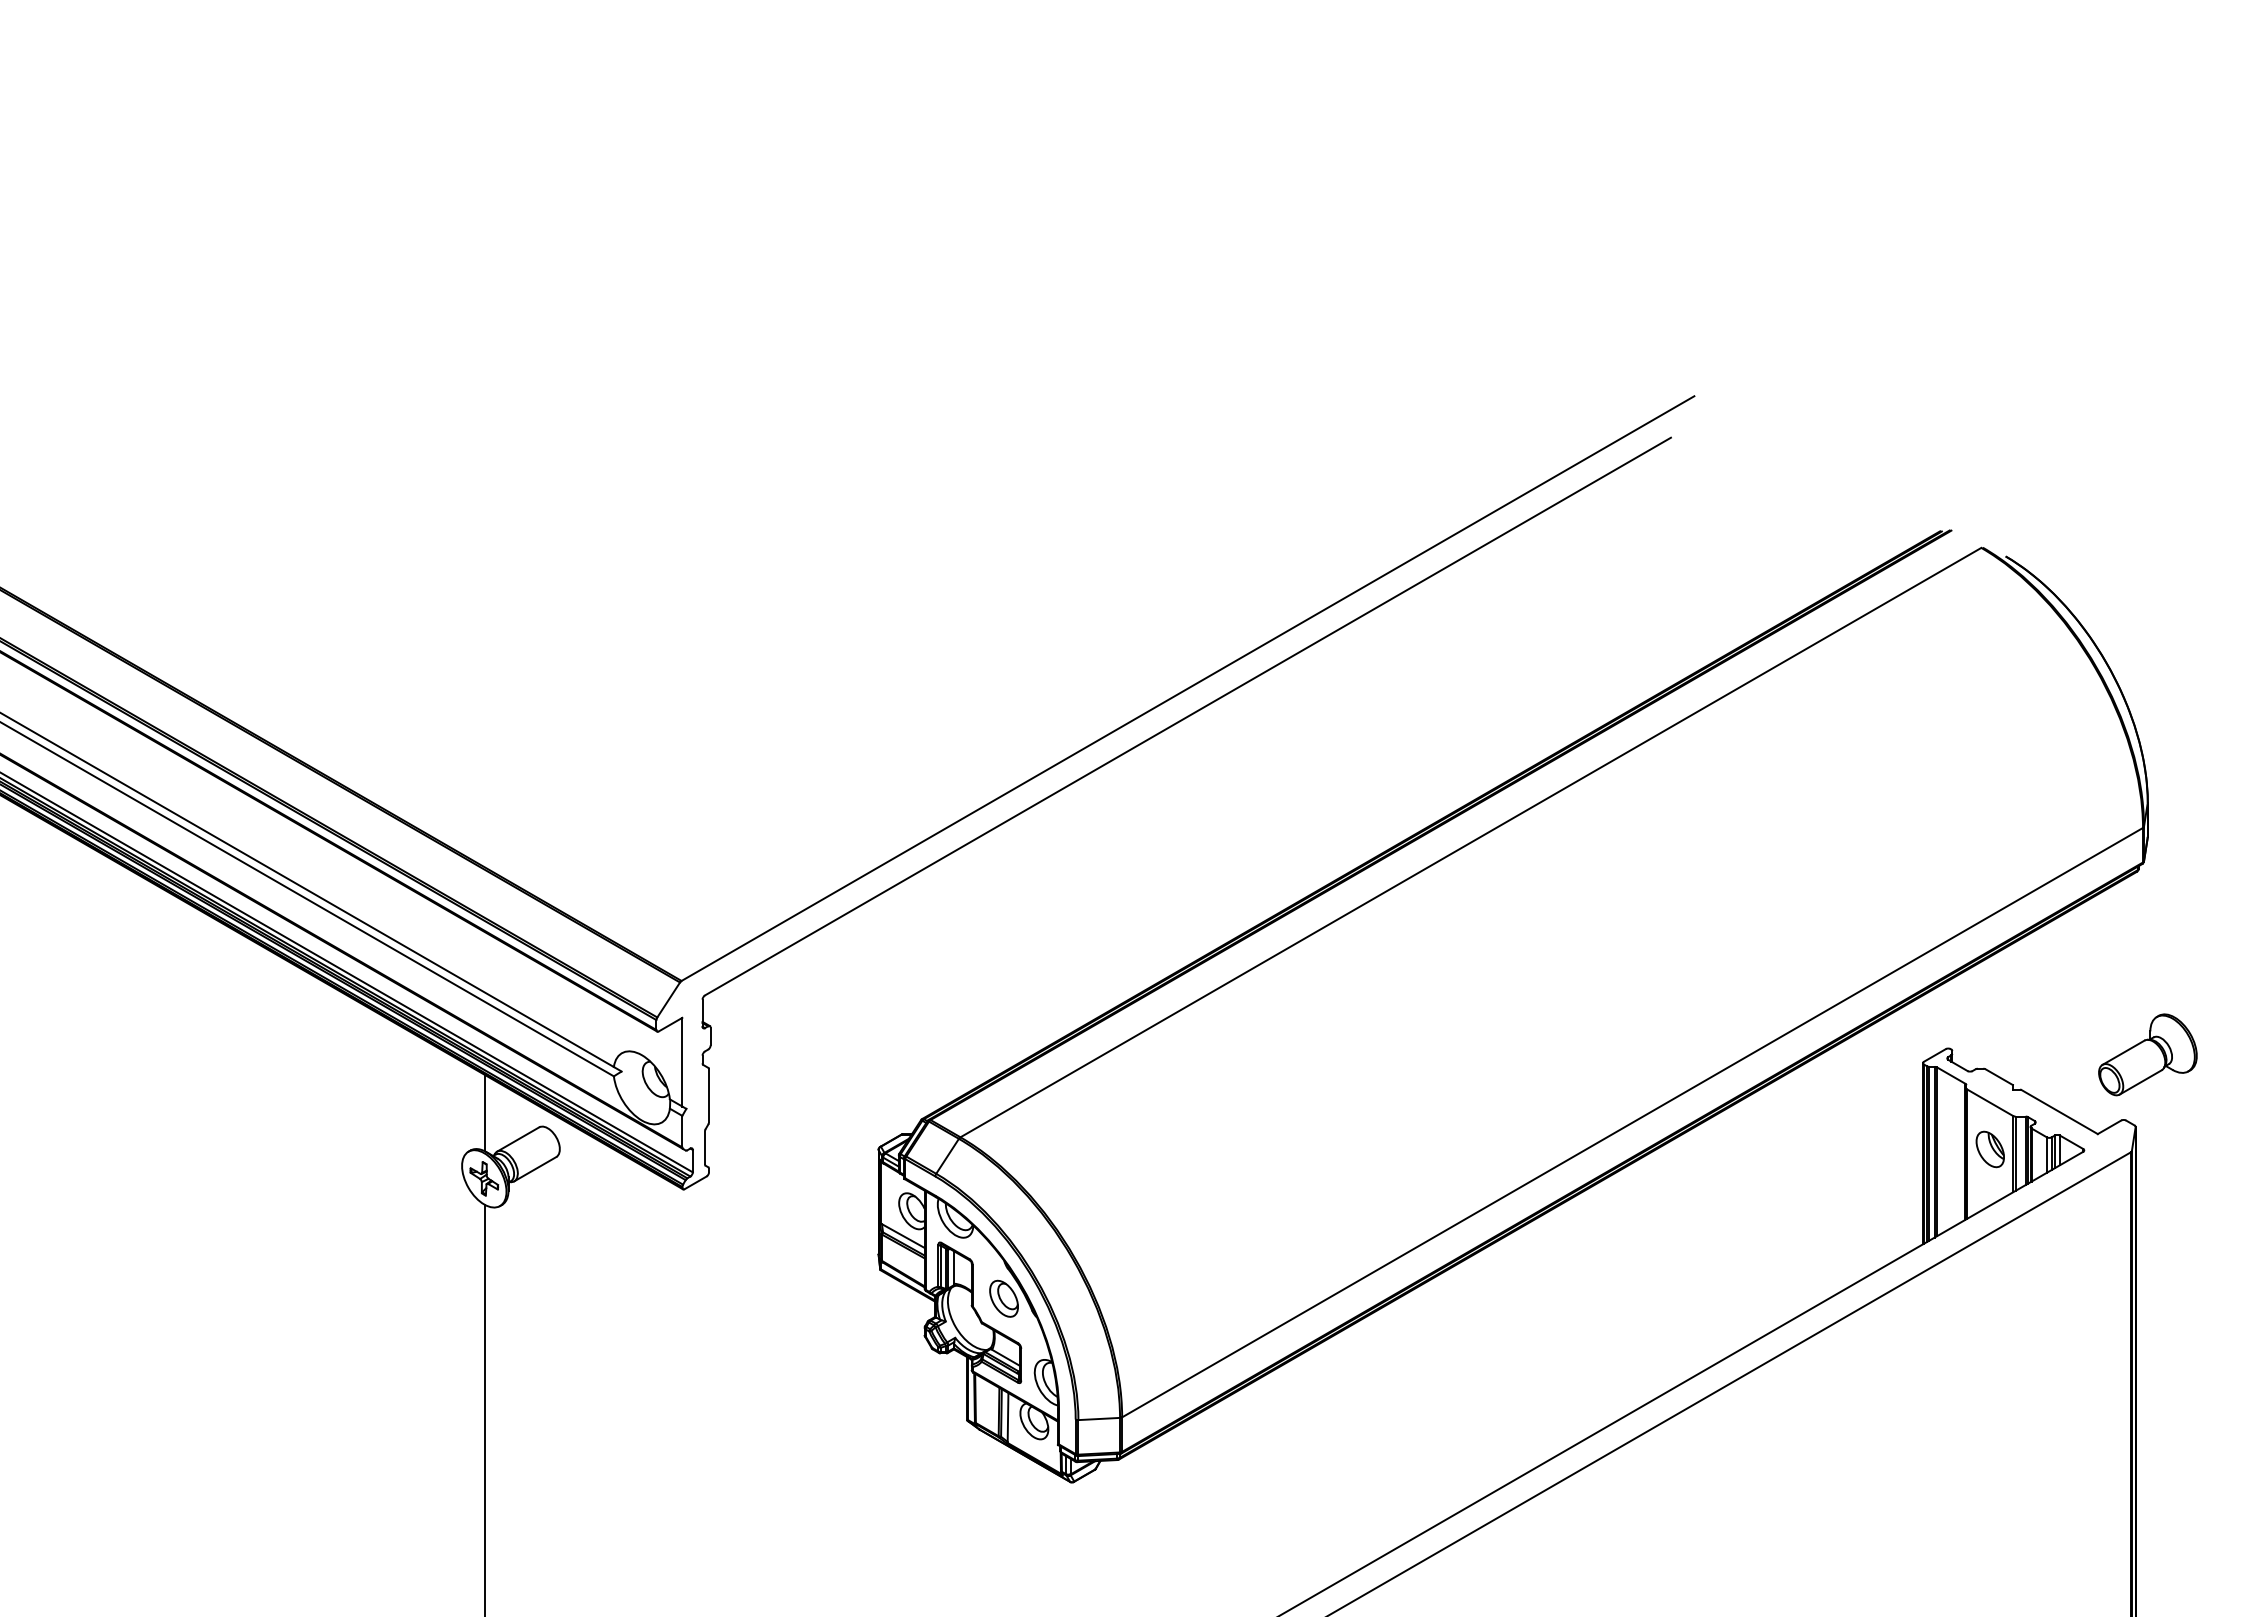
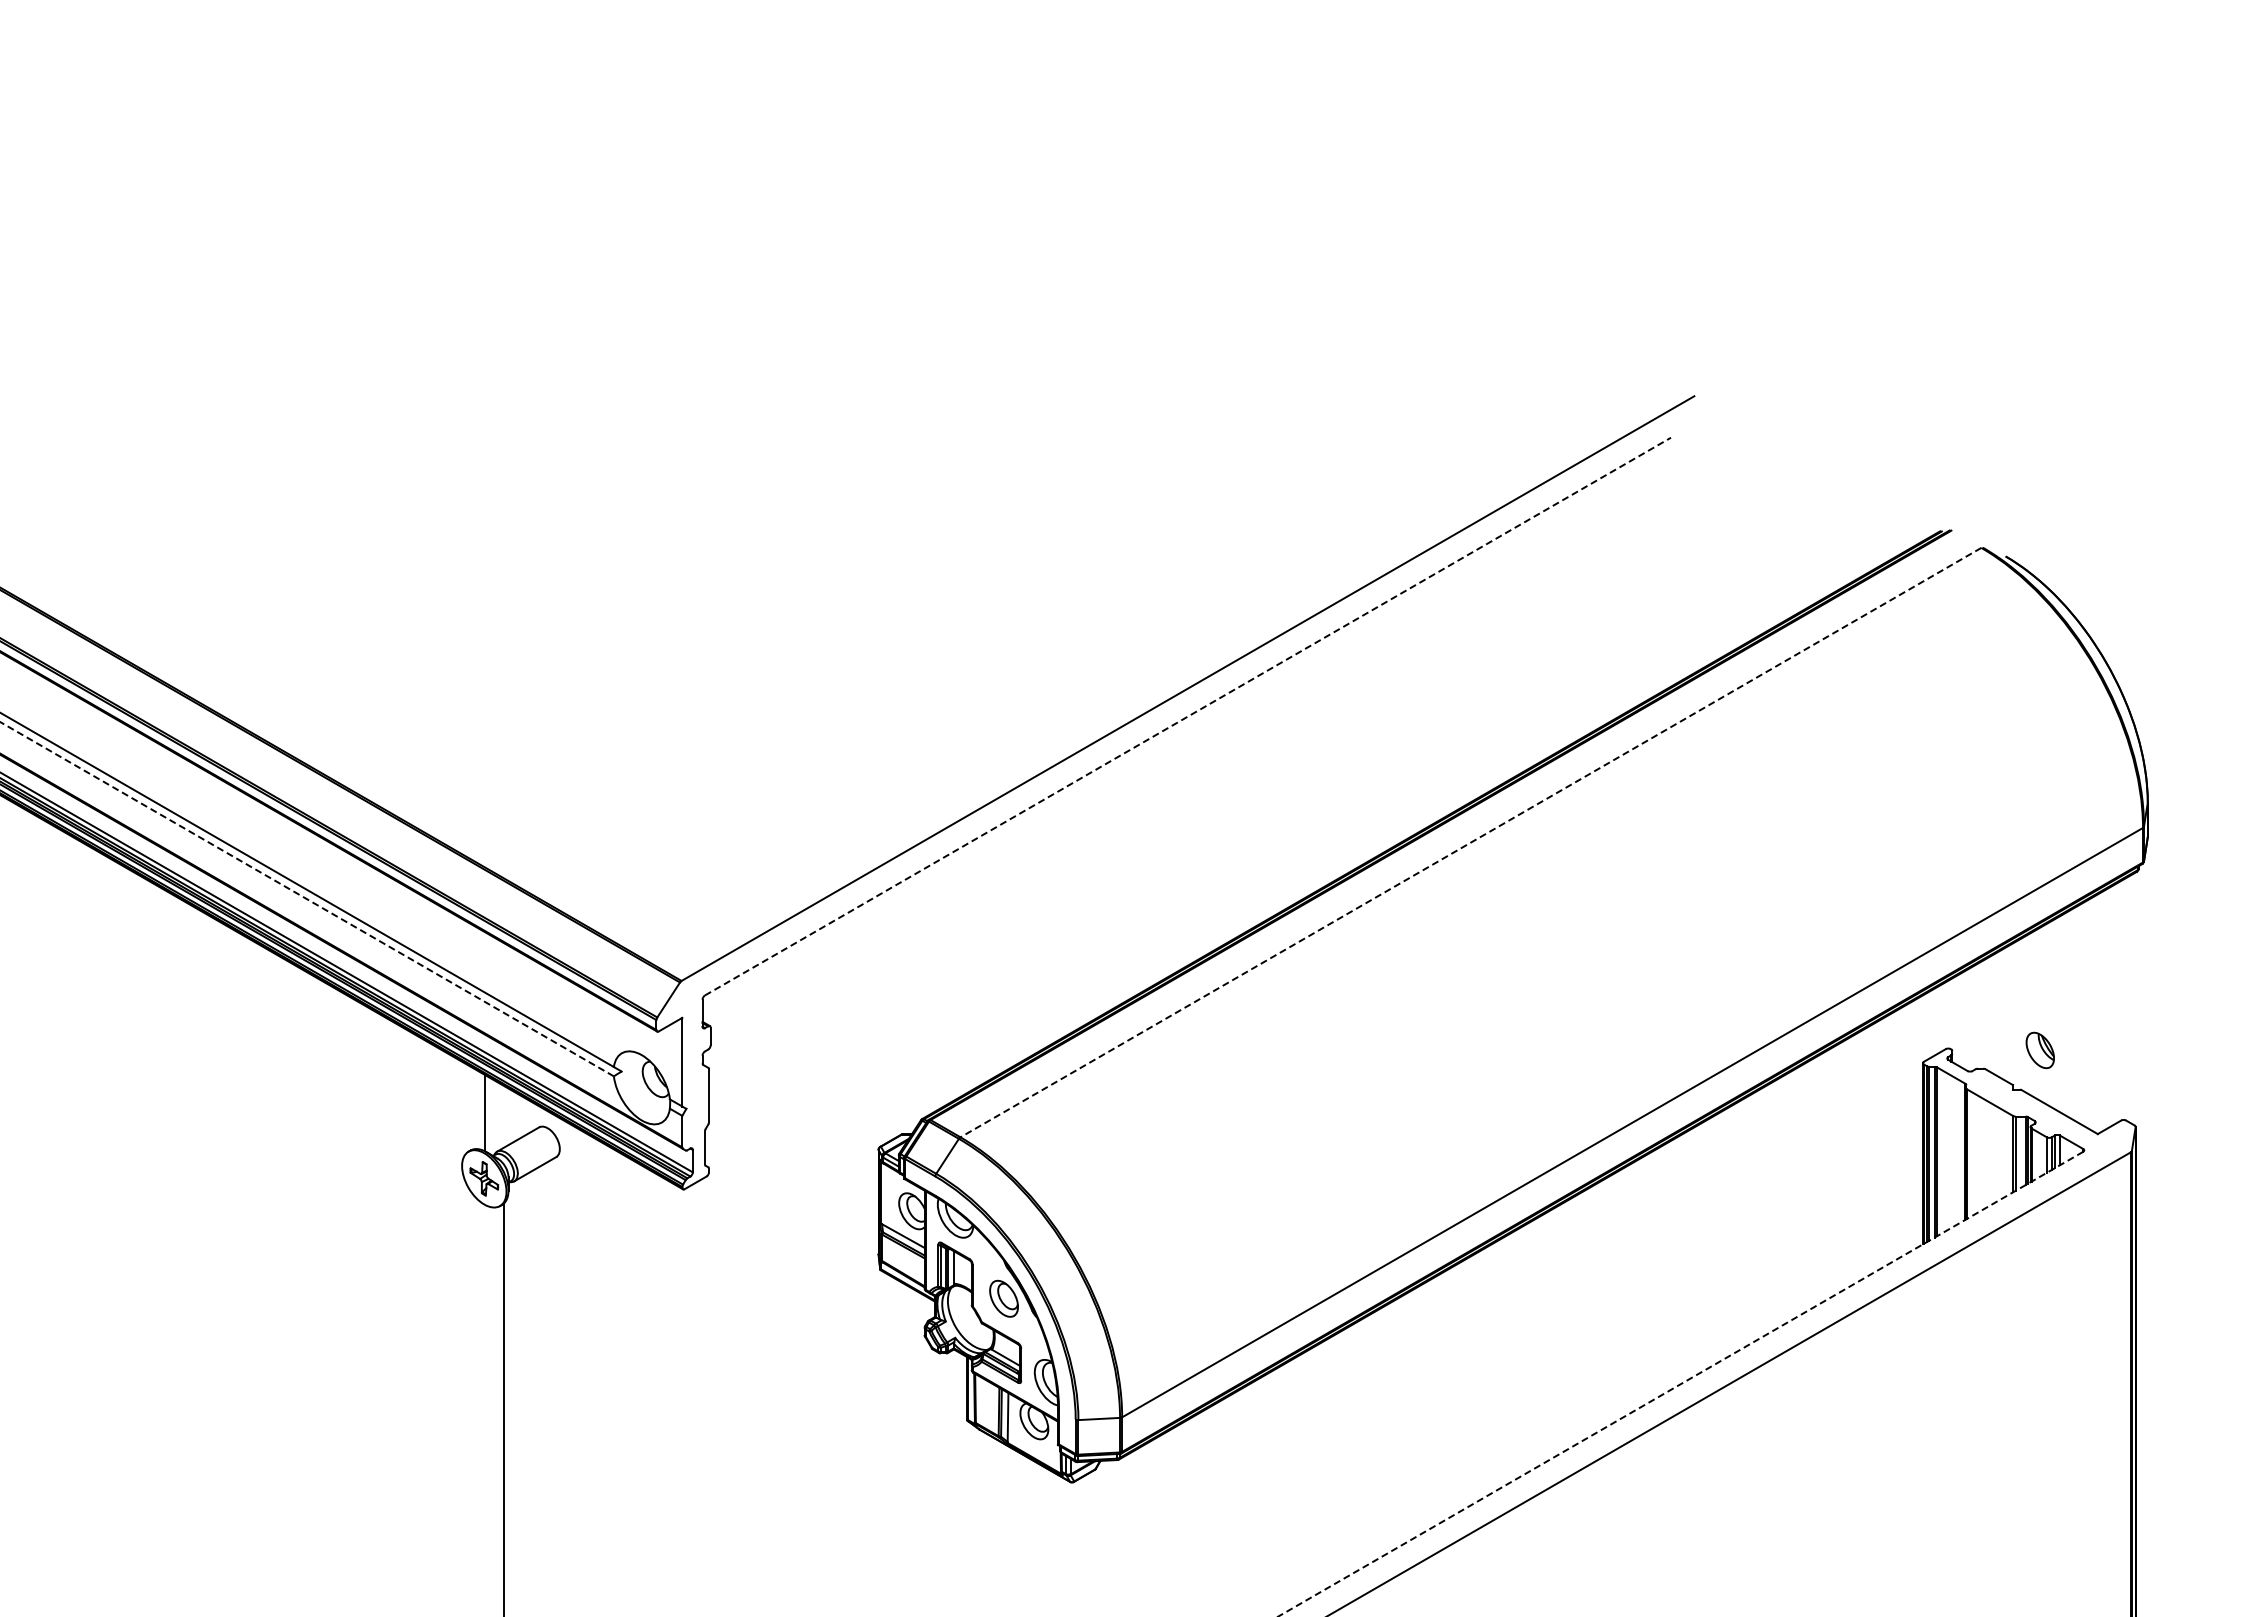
line: solid -> dashed (1187, 716)
line: solid -> dashed (1470, 842)
line: solid -> dashed (307, 899)
part: present -> none (2147, 1054)
part position: (1989, 1149) -> (2039, 1050) (2039, 1050)
line: solid -> dashed (1680, 1384)
line position: (485, 1408) -> (504, 1408) (504, 1408)
